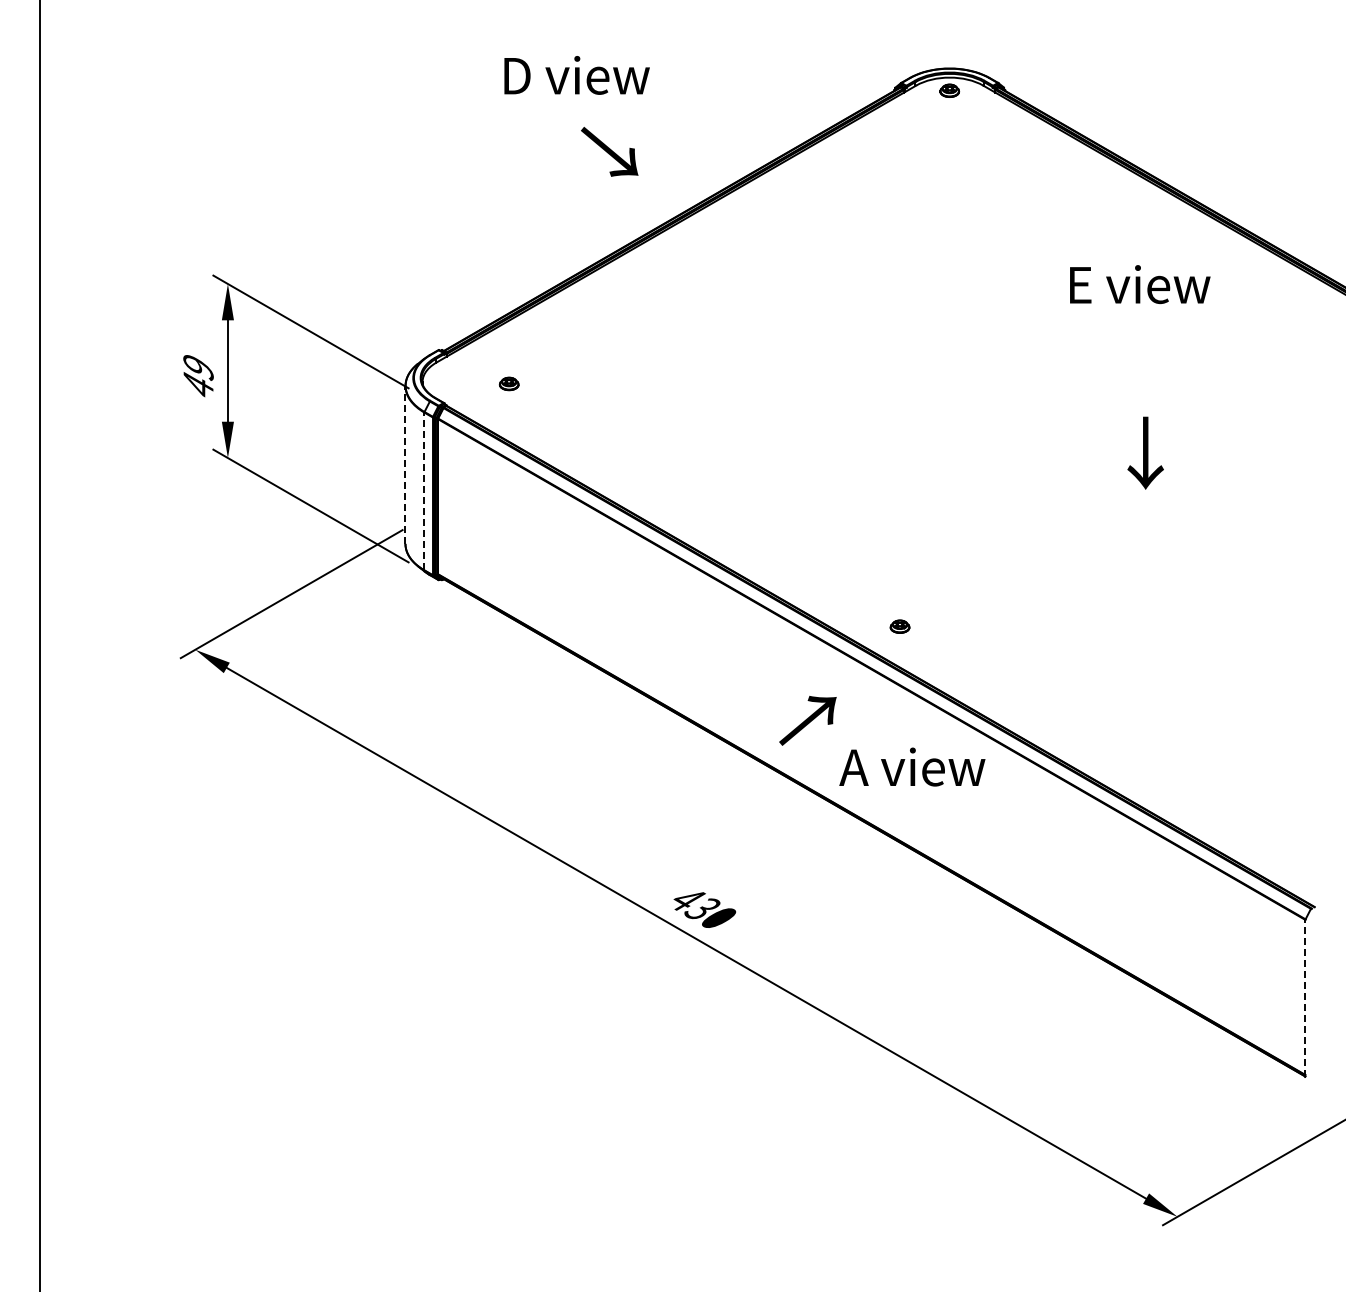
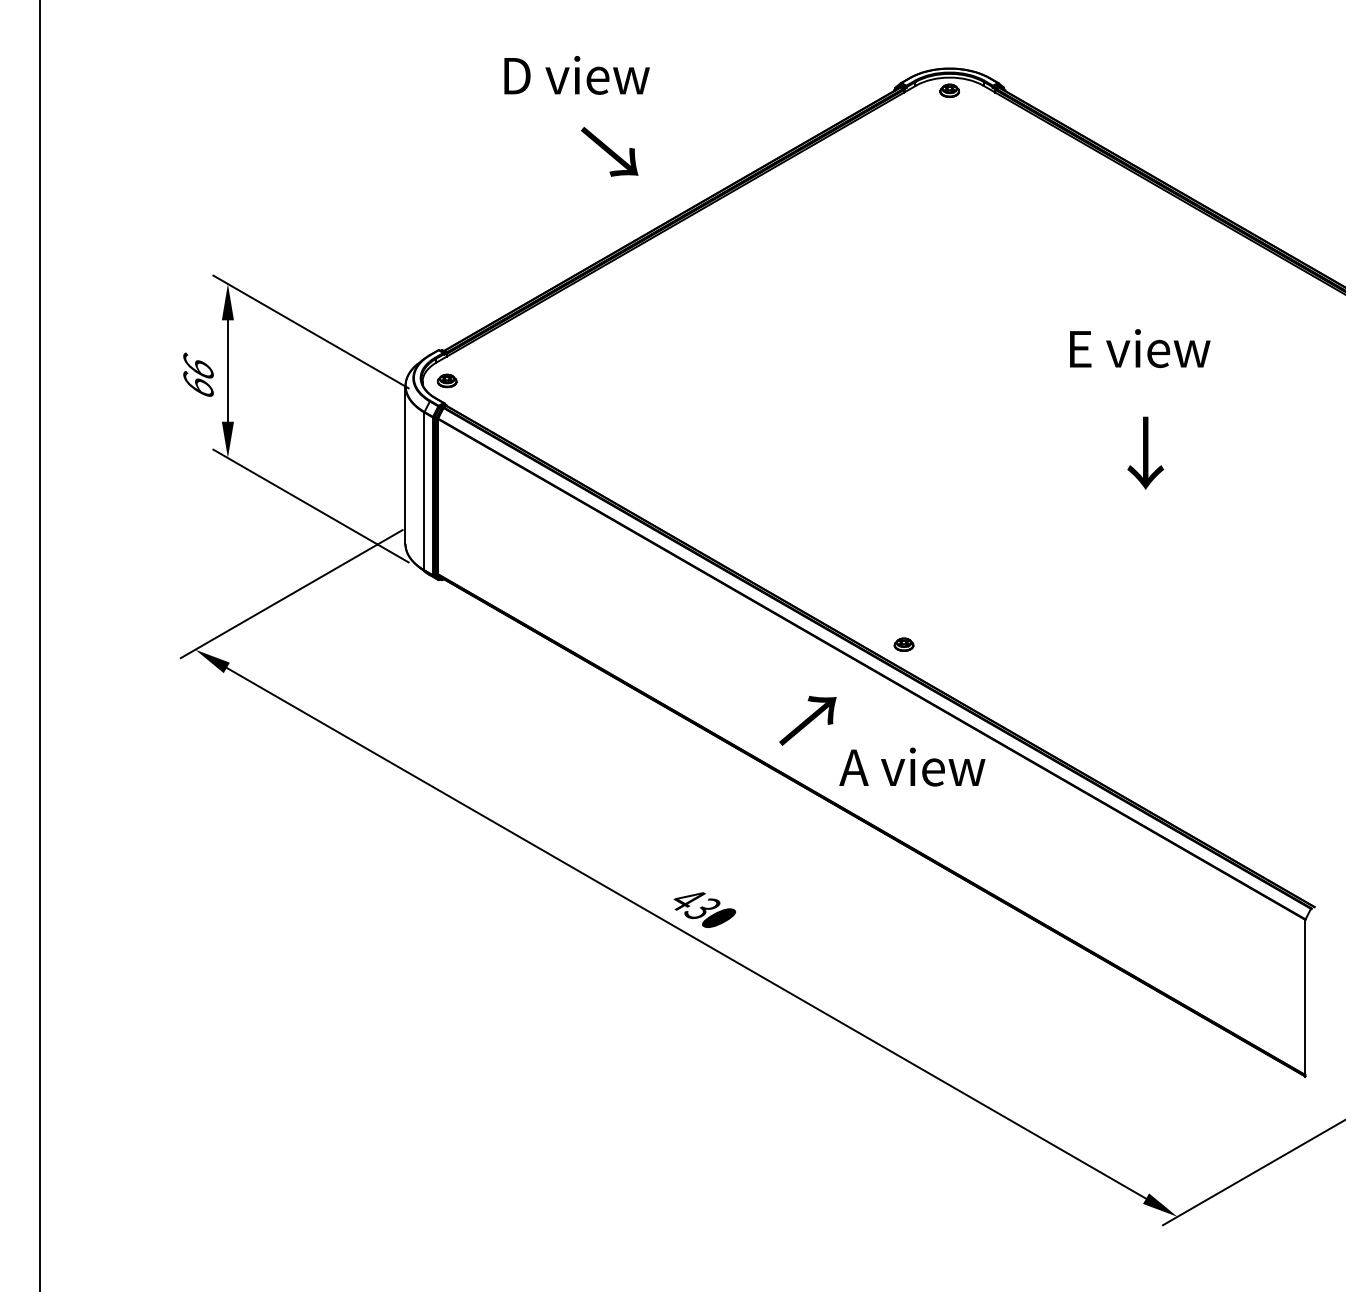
text position: (1140, 284) -> (1140, 348) (1140, 348)
text: 49 -> 66 (198, 374)
part position: (508, 383) -> (446, 380) (446, 380)
line: dashed -> solid (405, 465)
line: dashed -> solid (424, 491)
part position: (899, 626) -> (903, 644) (903, 644)
line: dashed -> solid (1305, 997)
